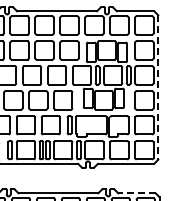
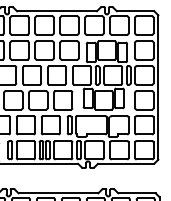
line: dashed -> solid (158, 88)
line: dashed -> solid (136, 193)
